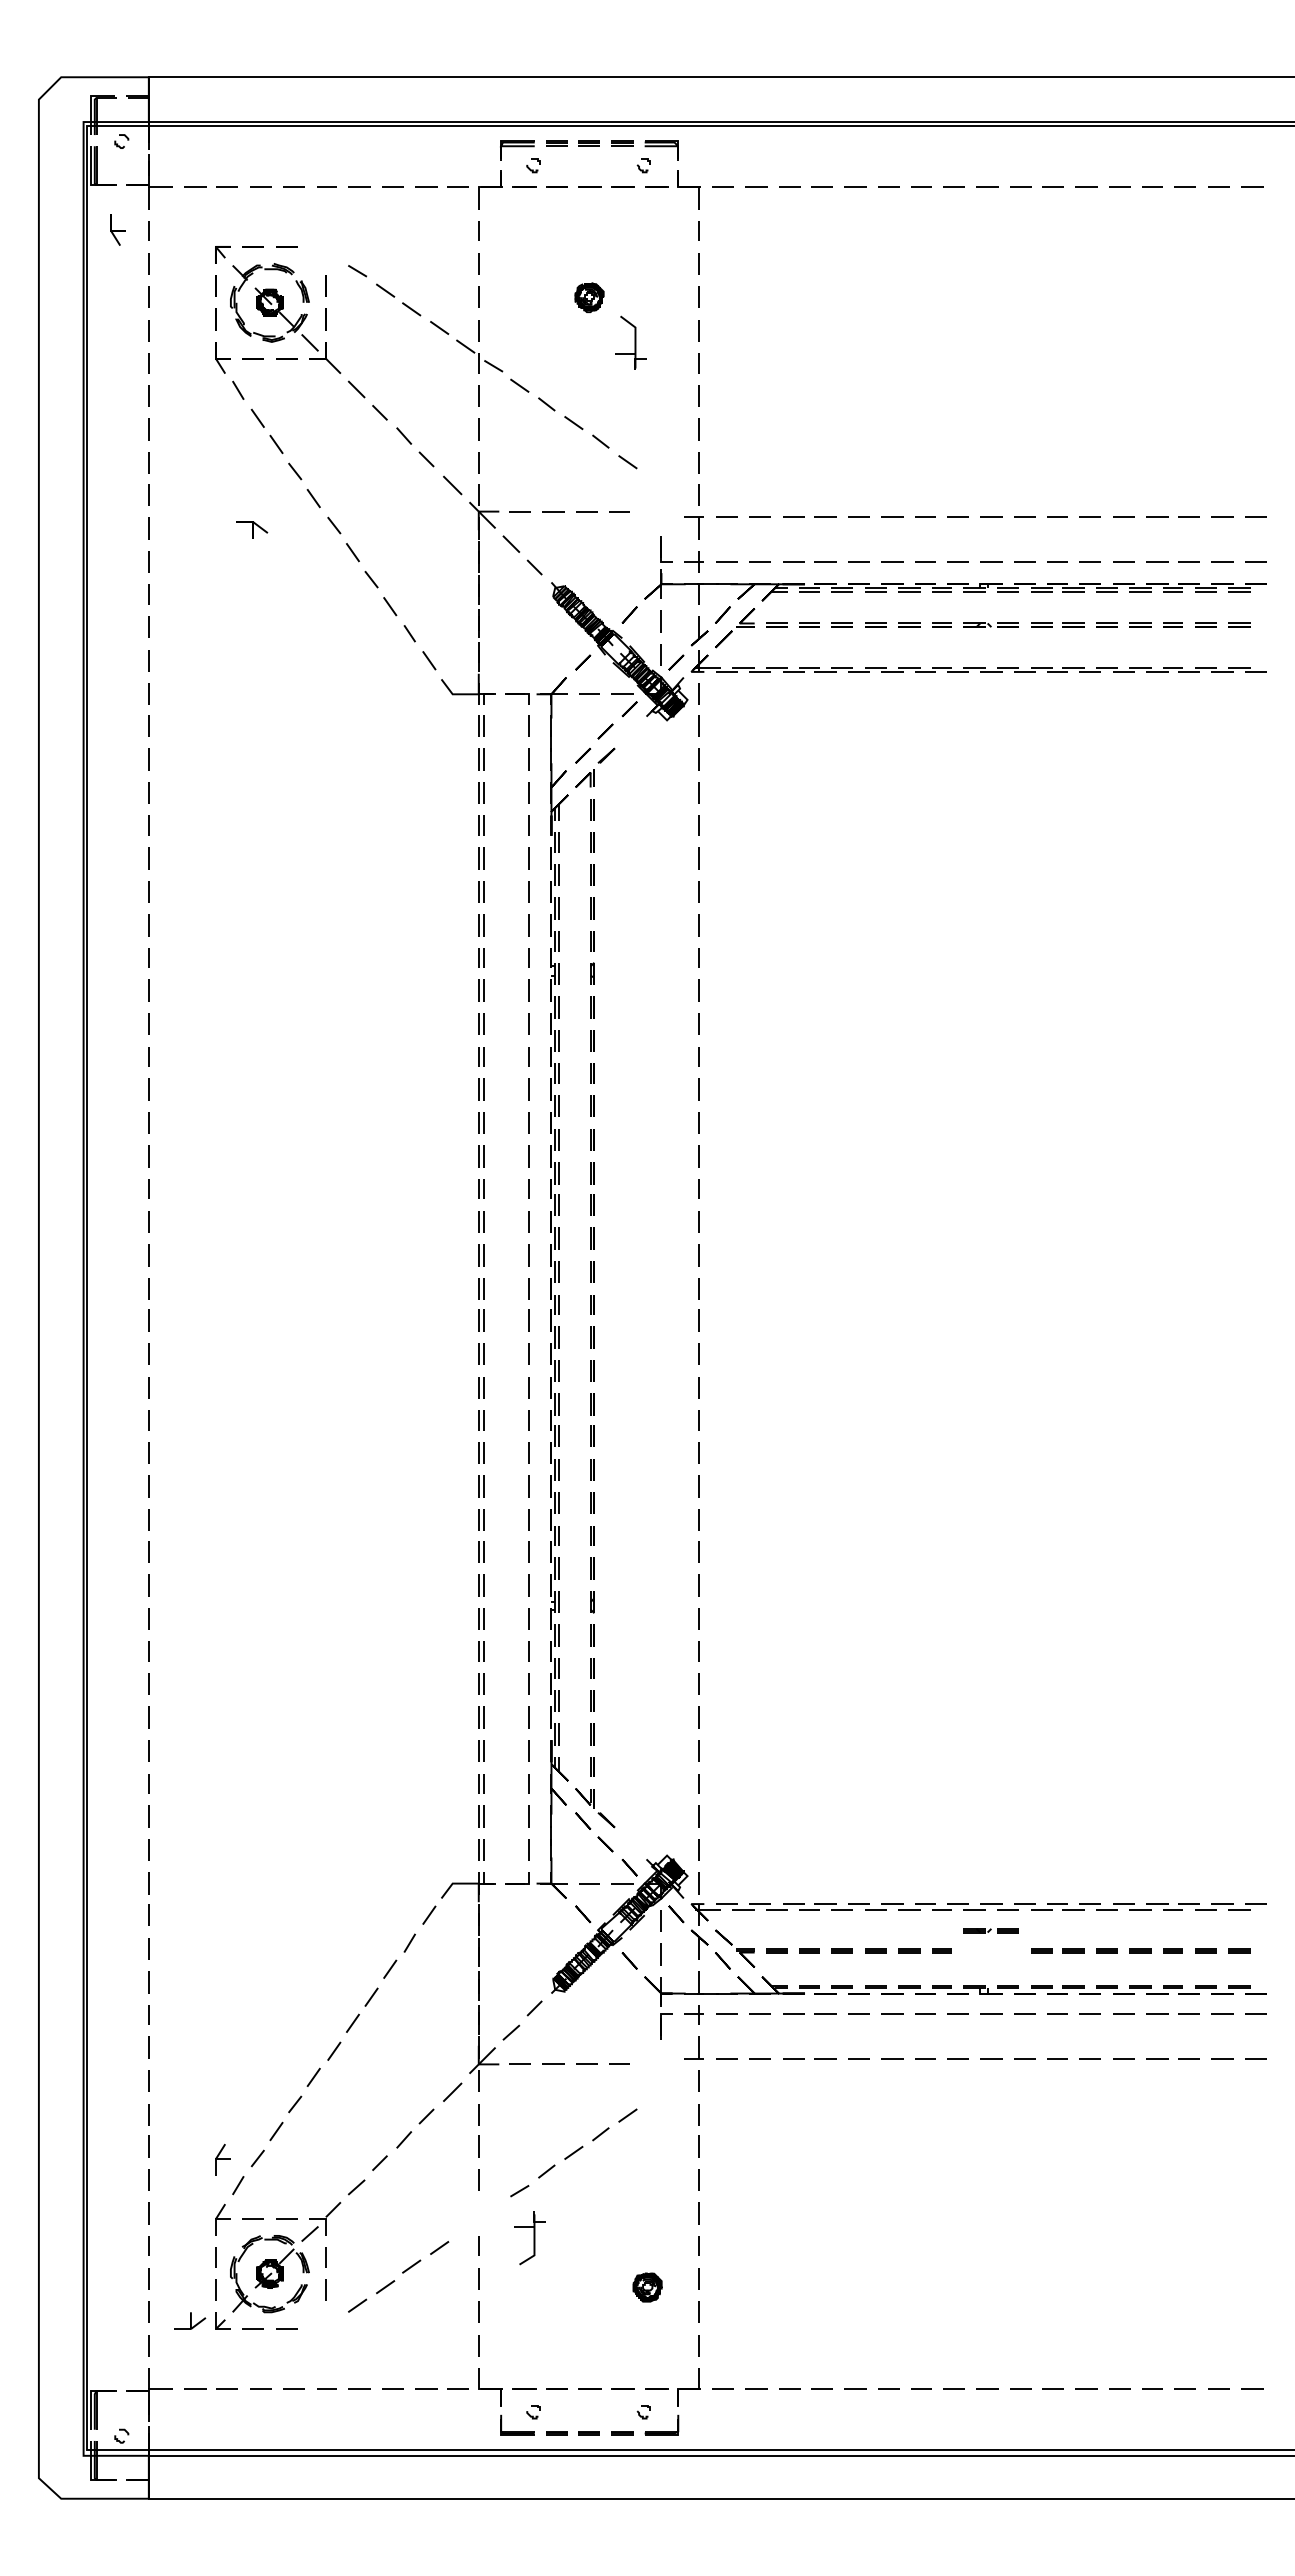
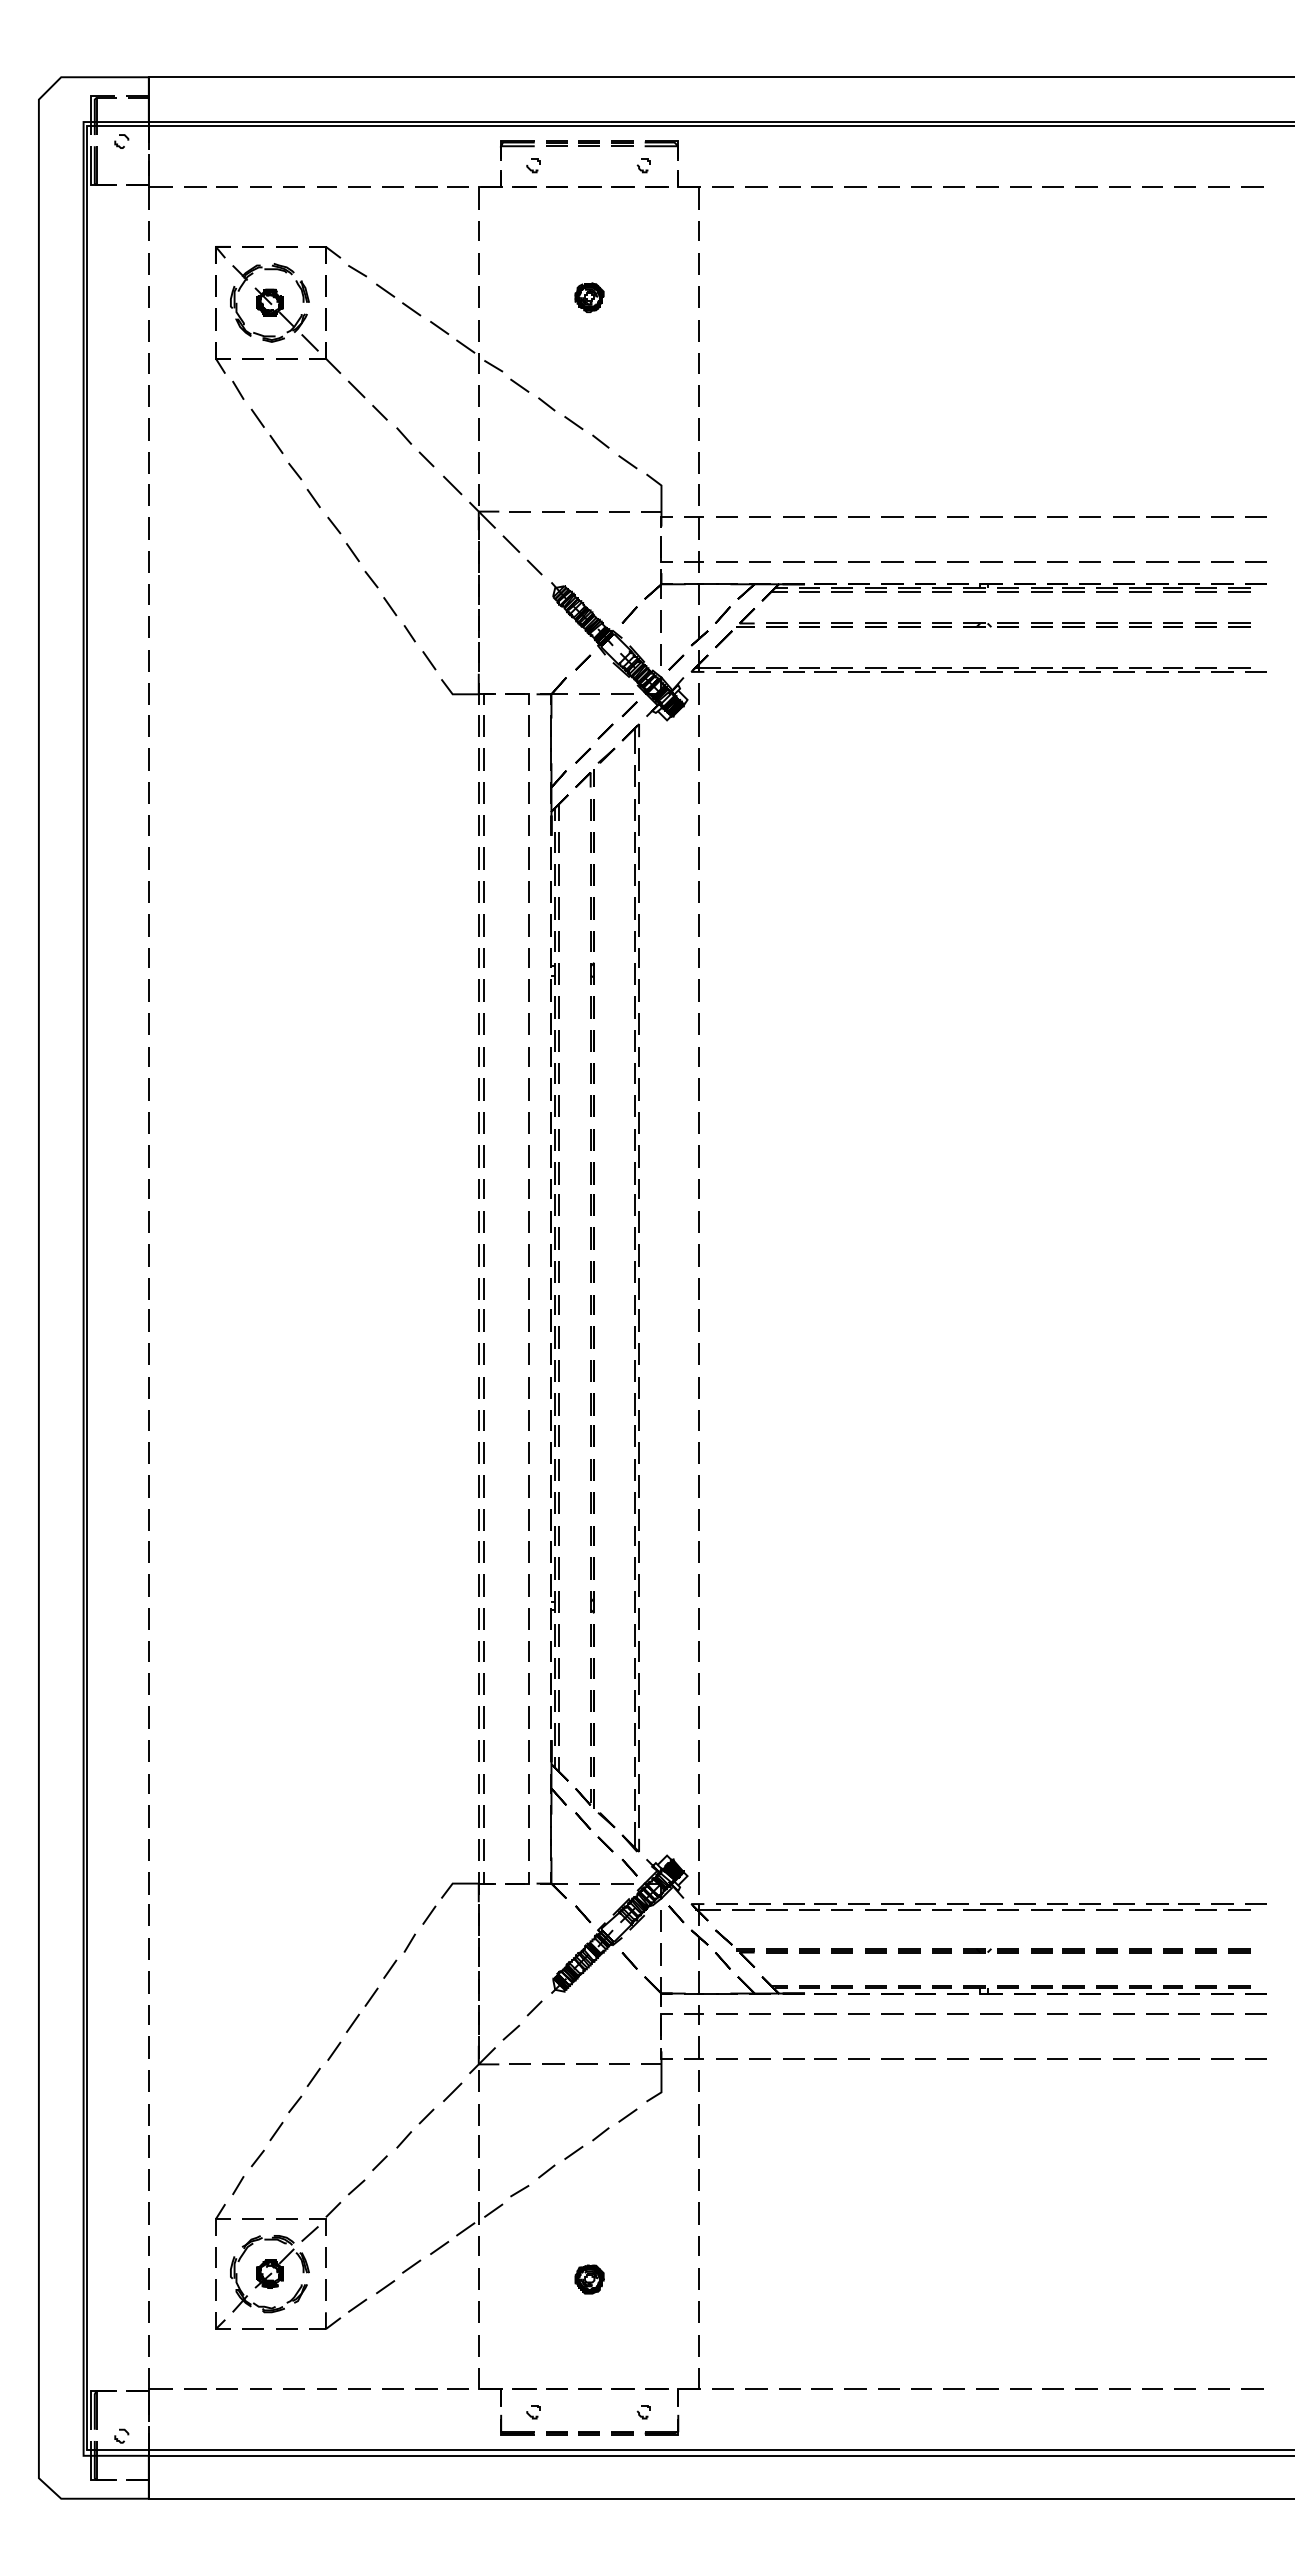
part: present -> none (117, 229)
part position: (630, 342) -> (656, 500) (656, 500)
part position: (252, 529) -> (325, 254) (325, 254)
part: none -> present (634, 1282)
part position: (990, 1930) -> (990, 1950) (990, 1950)
part: present -> none (222, 2159)
part: none -> present (479, 2219)
part position: (529, 2238) -> (656, 2075) (656, 2075)
part position: (647, 2287) -> (589, 2279) (589, 2279)
part position: (190, 2320) -> (325, 2320) (325, 2320)
